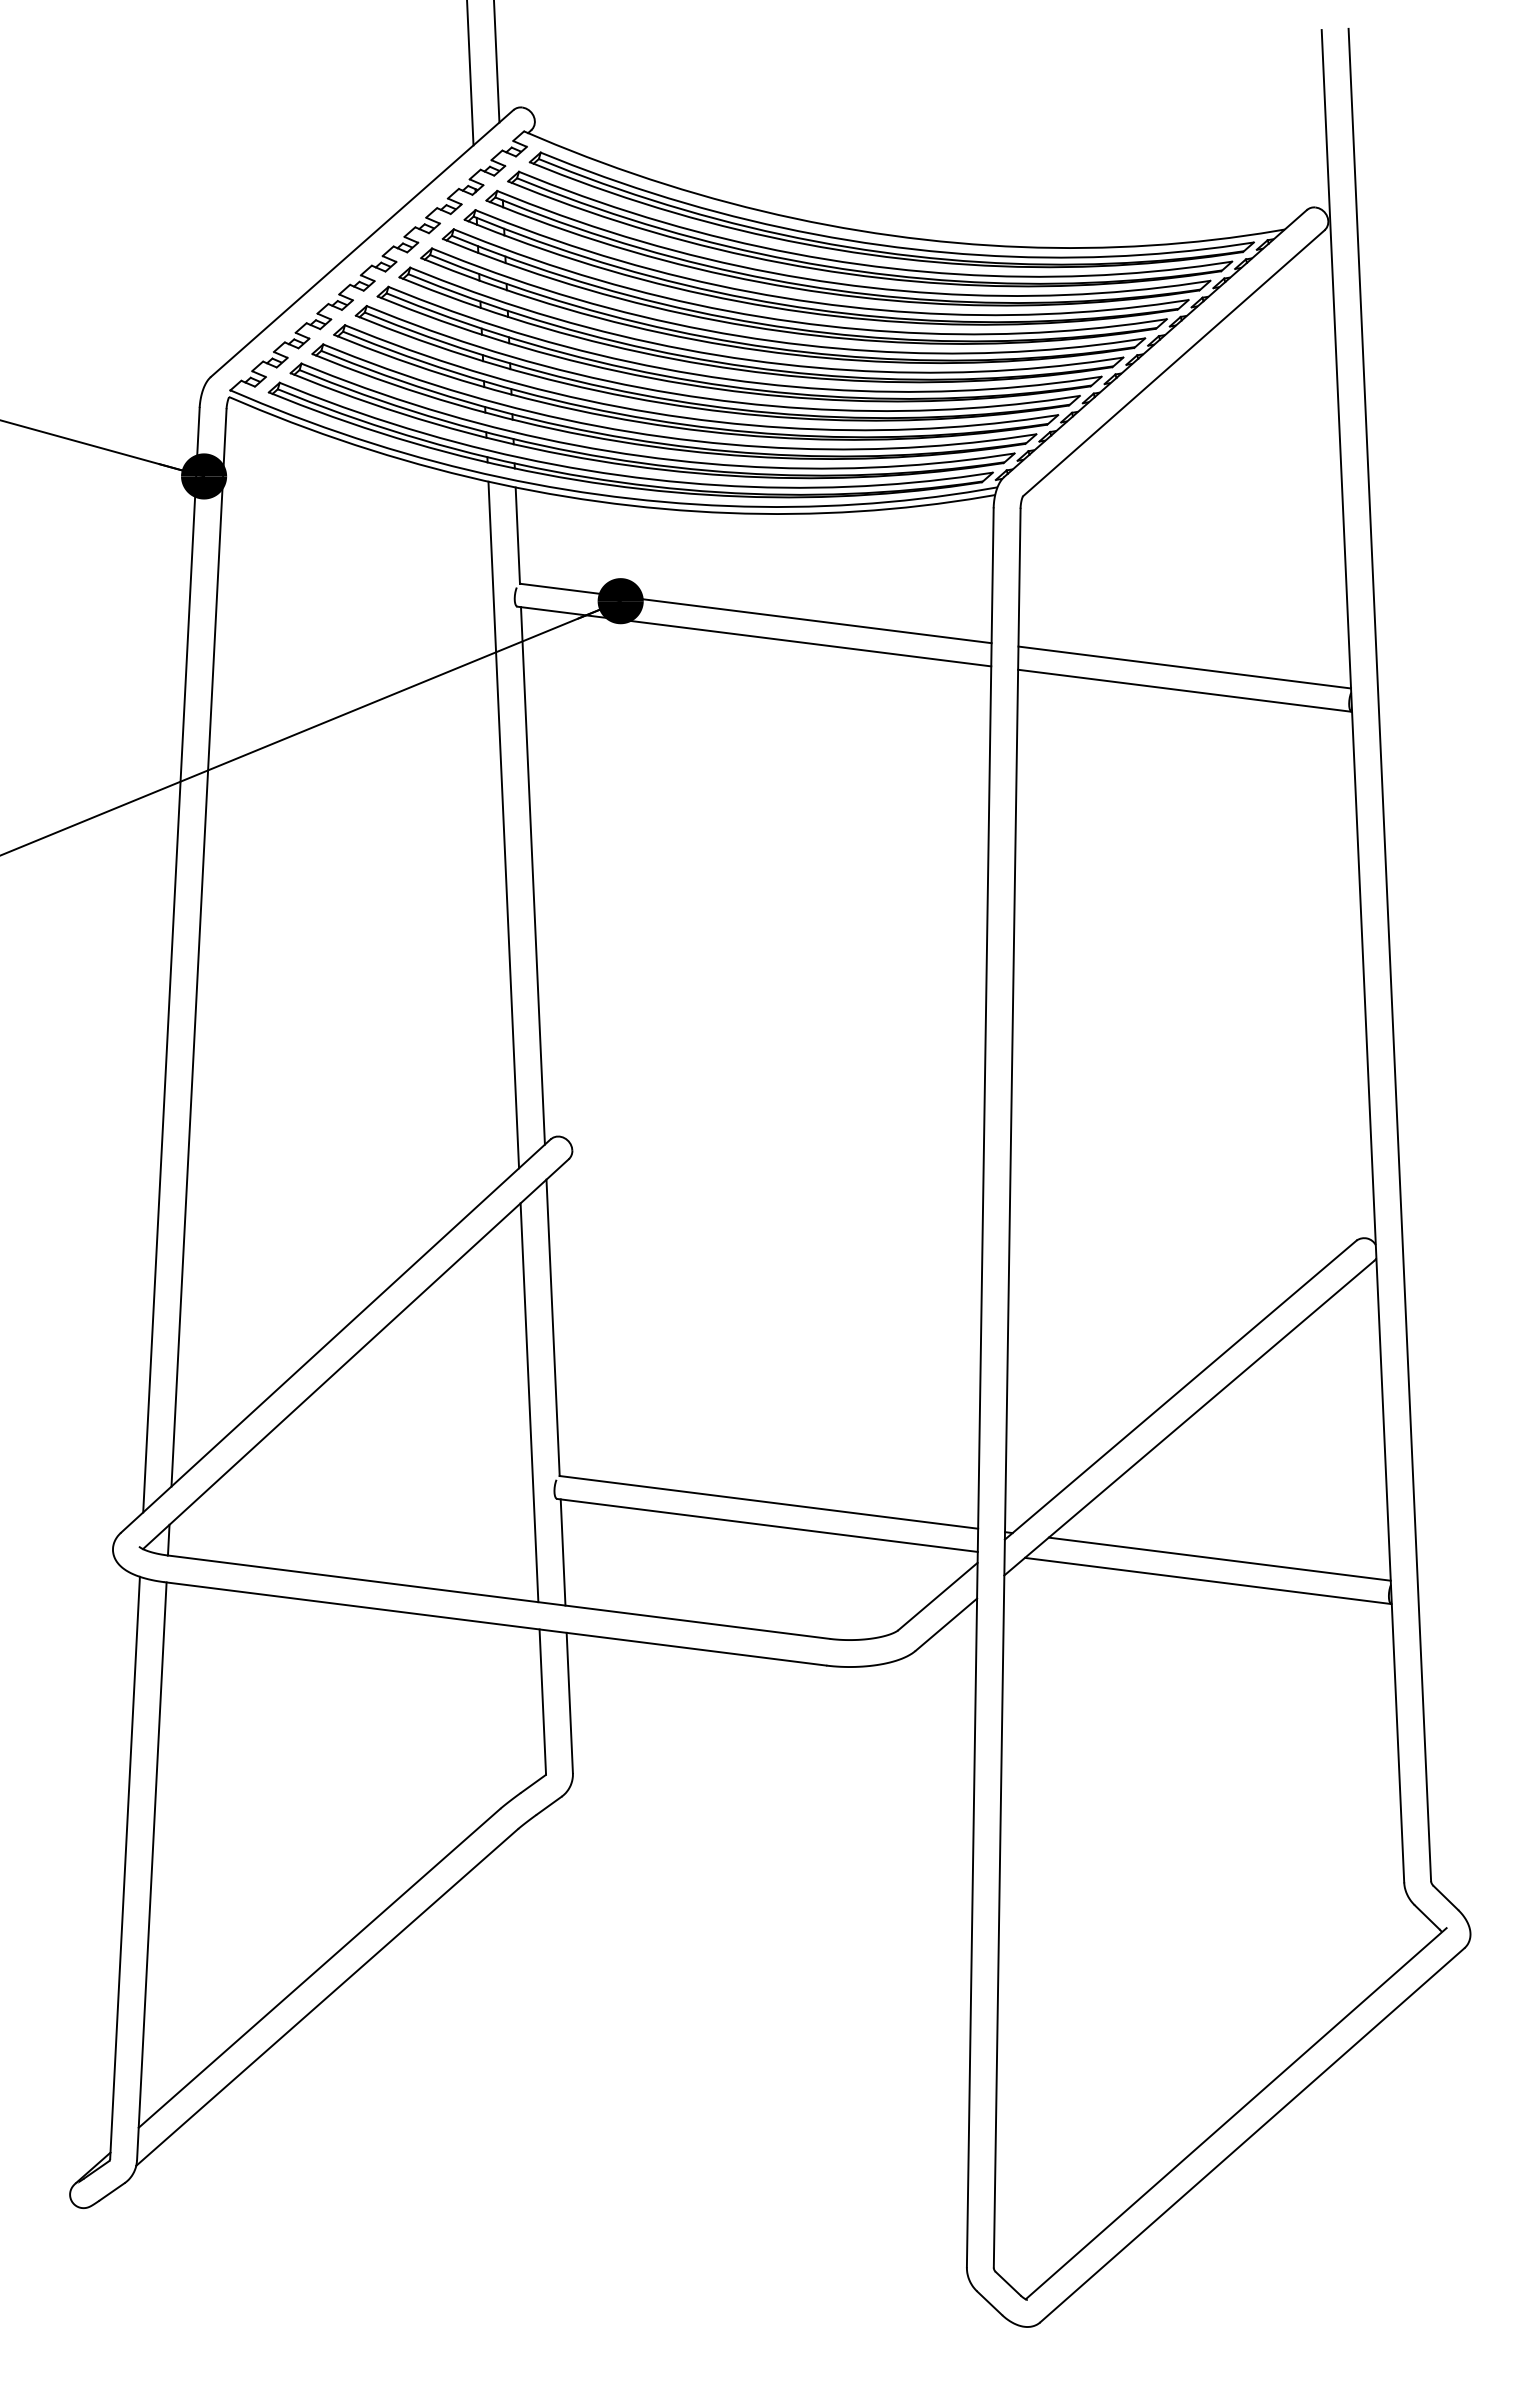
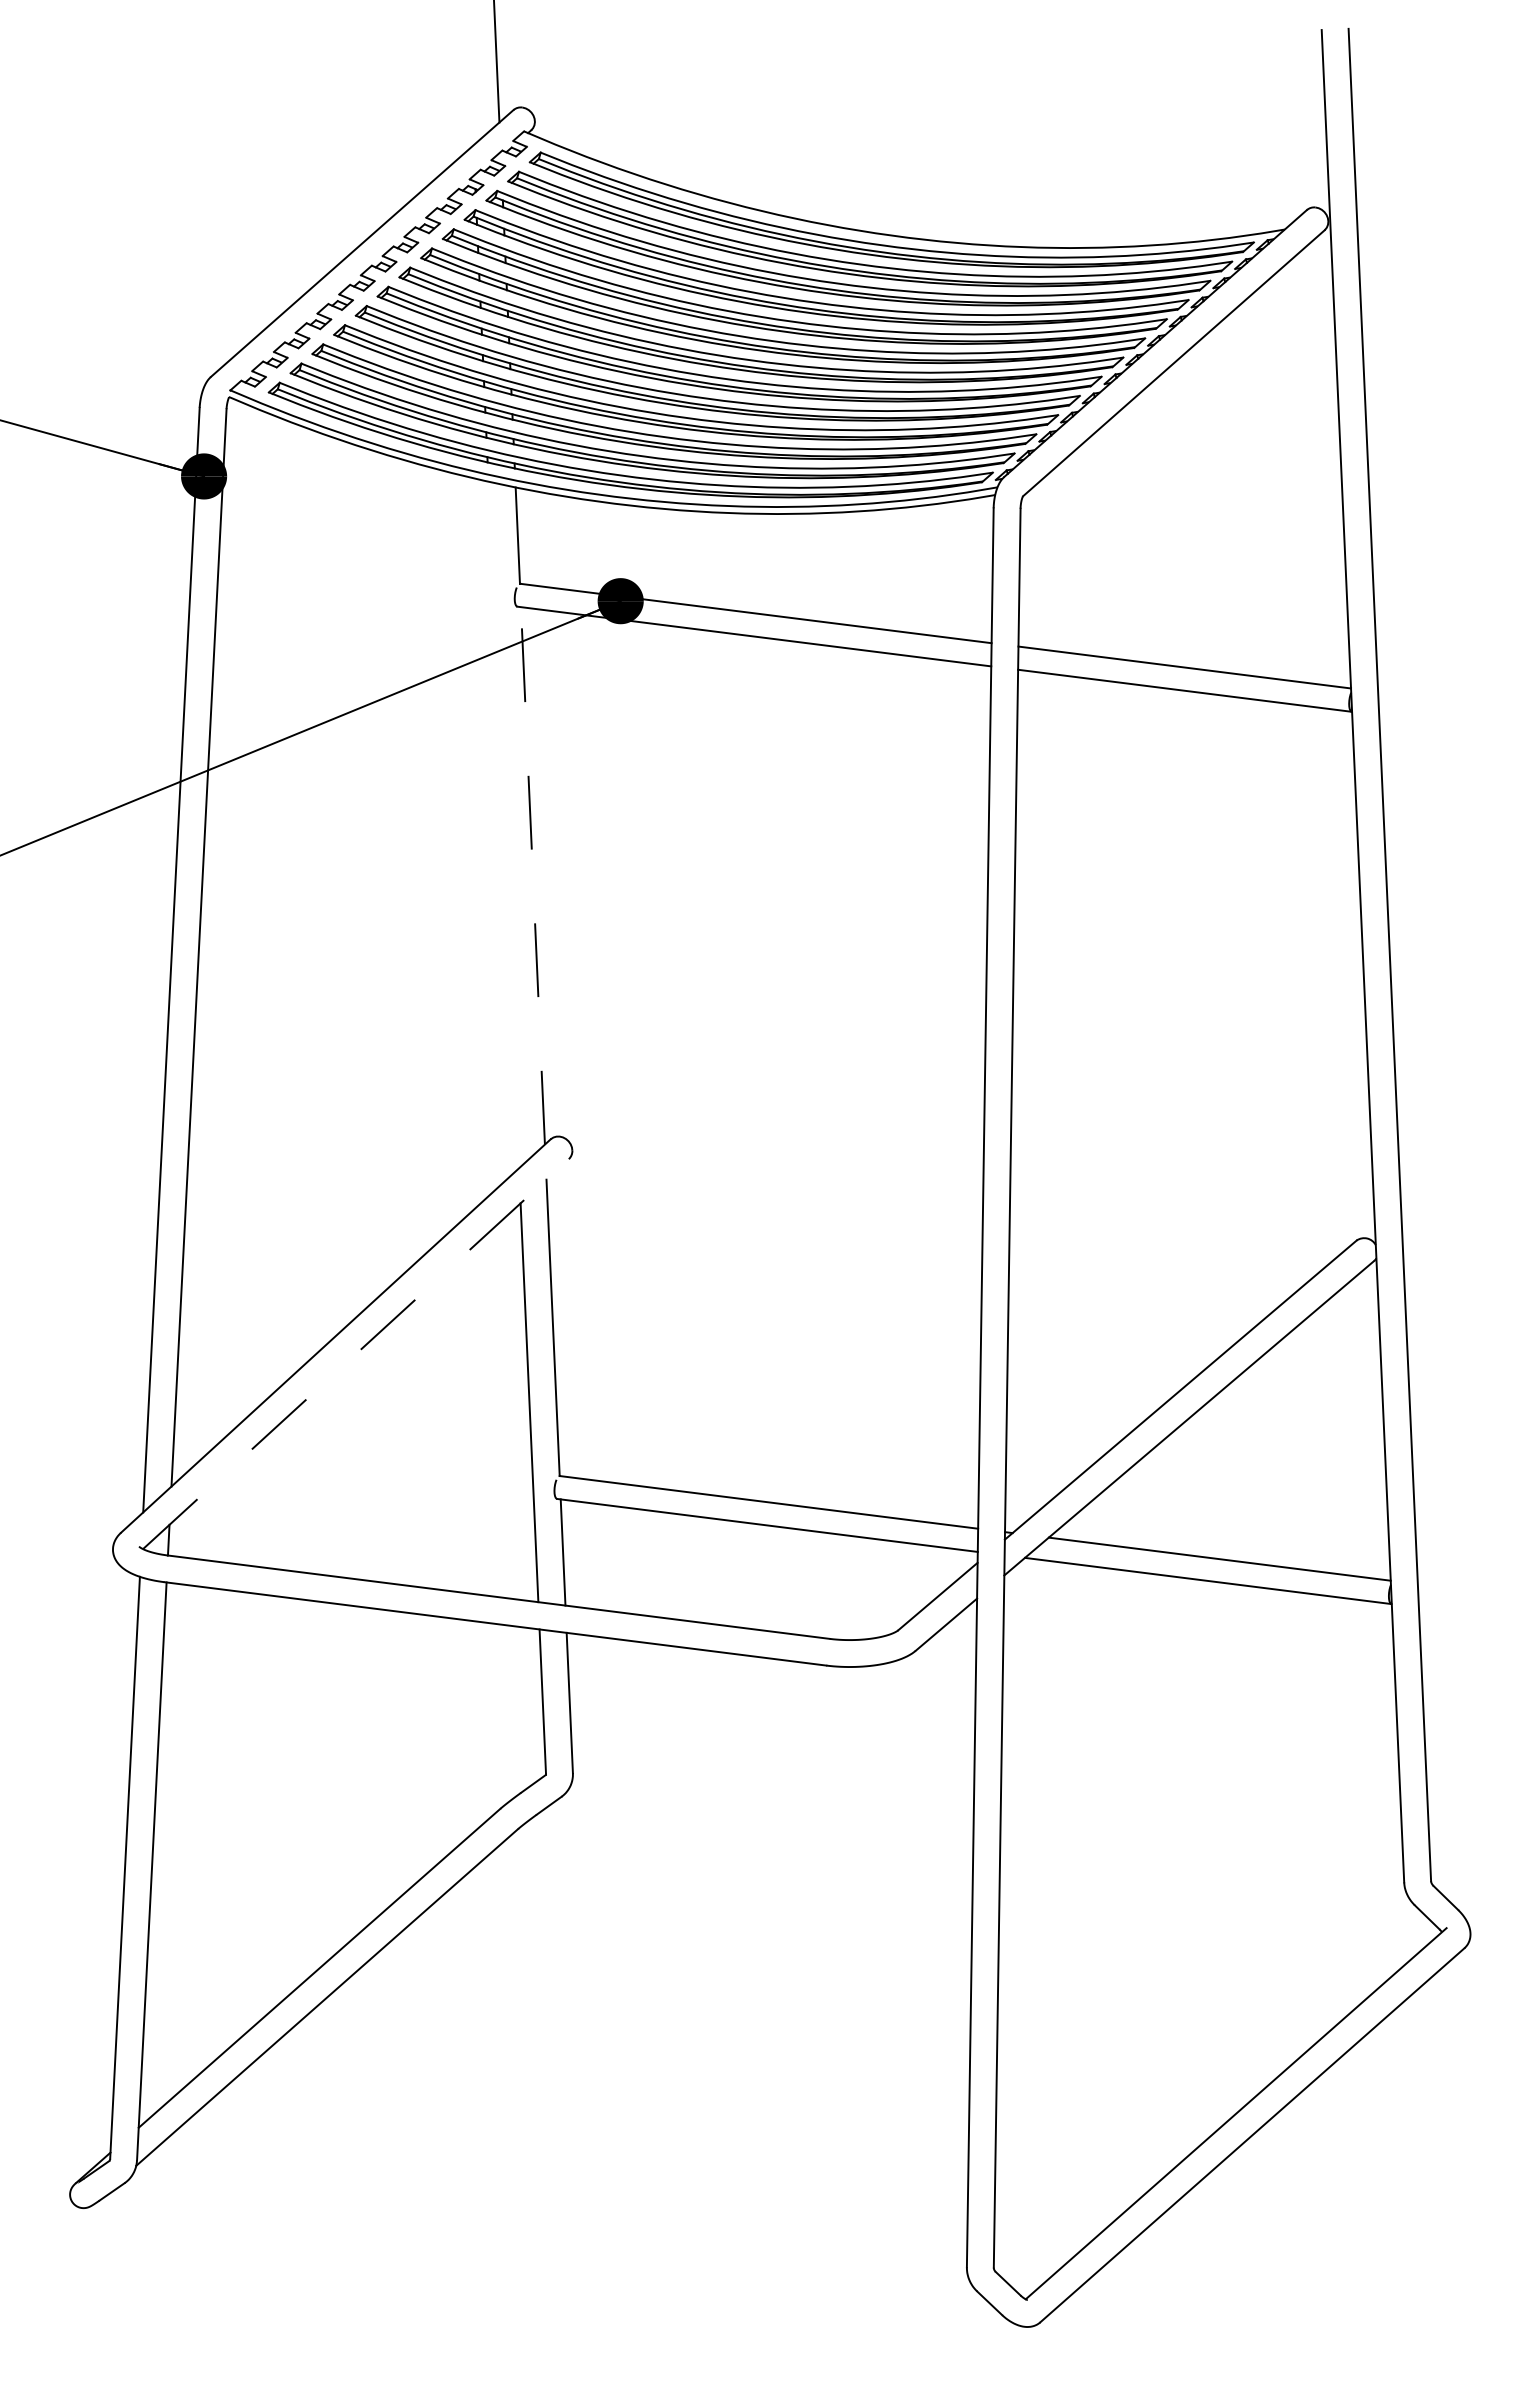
line: present -> none (470, 73)
line: present -> none (503, 824)
line: solid -> dashed (532, 875)
line: solid -> dashed (355, 1354)
